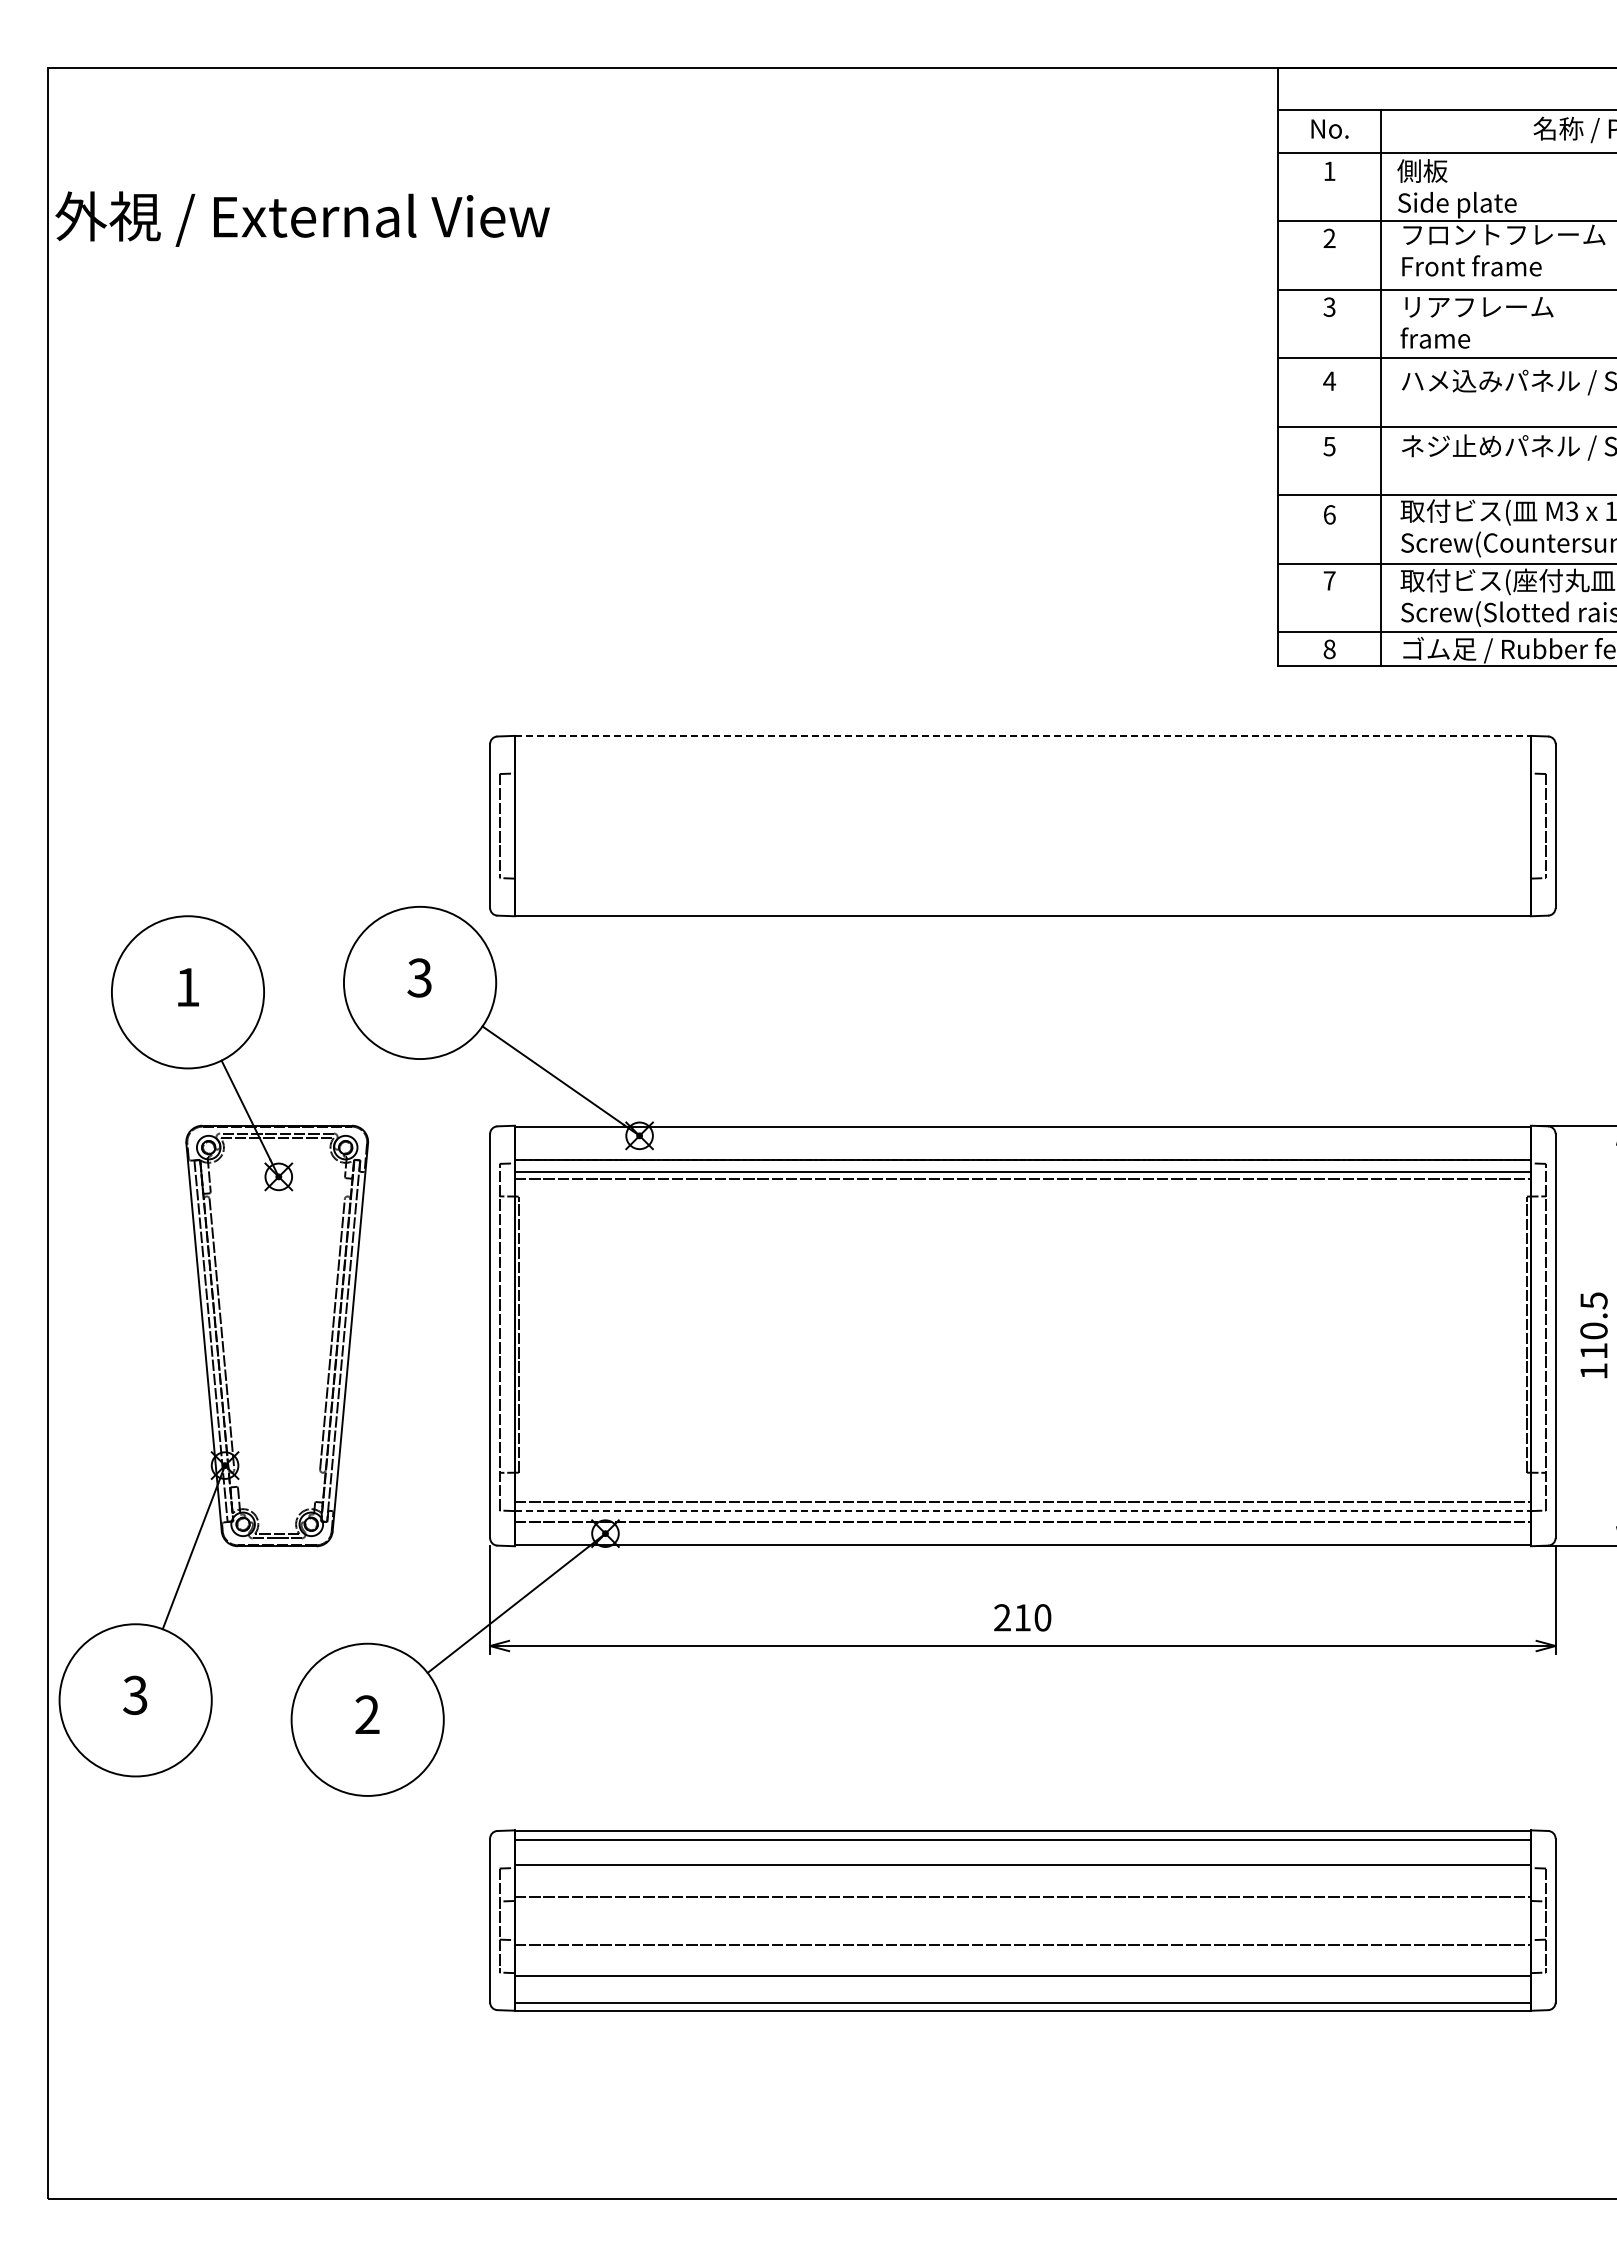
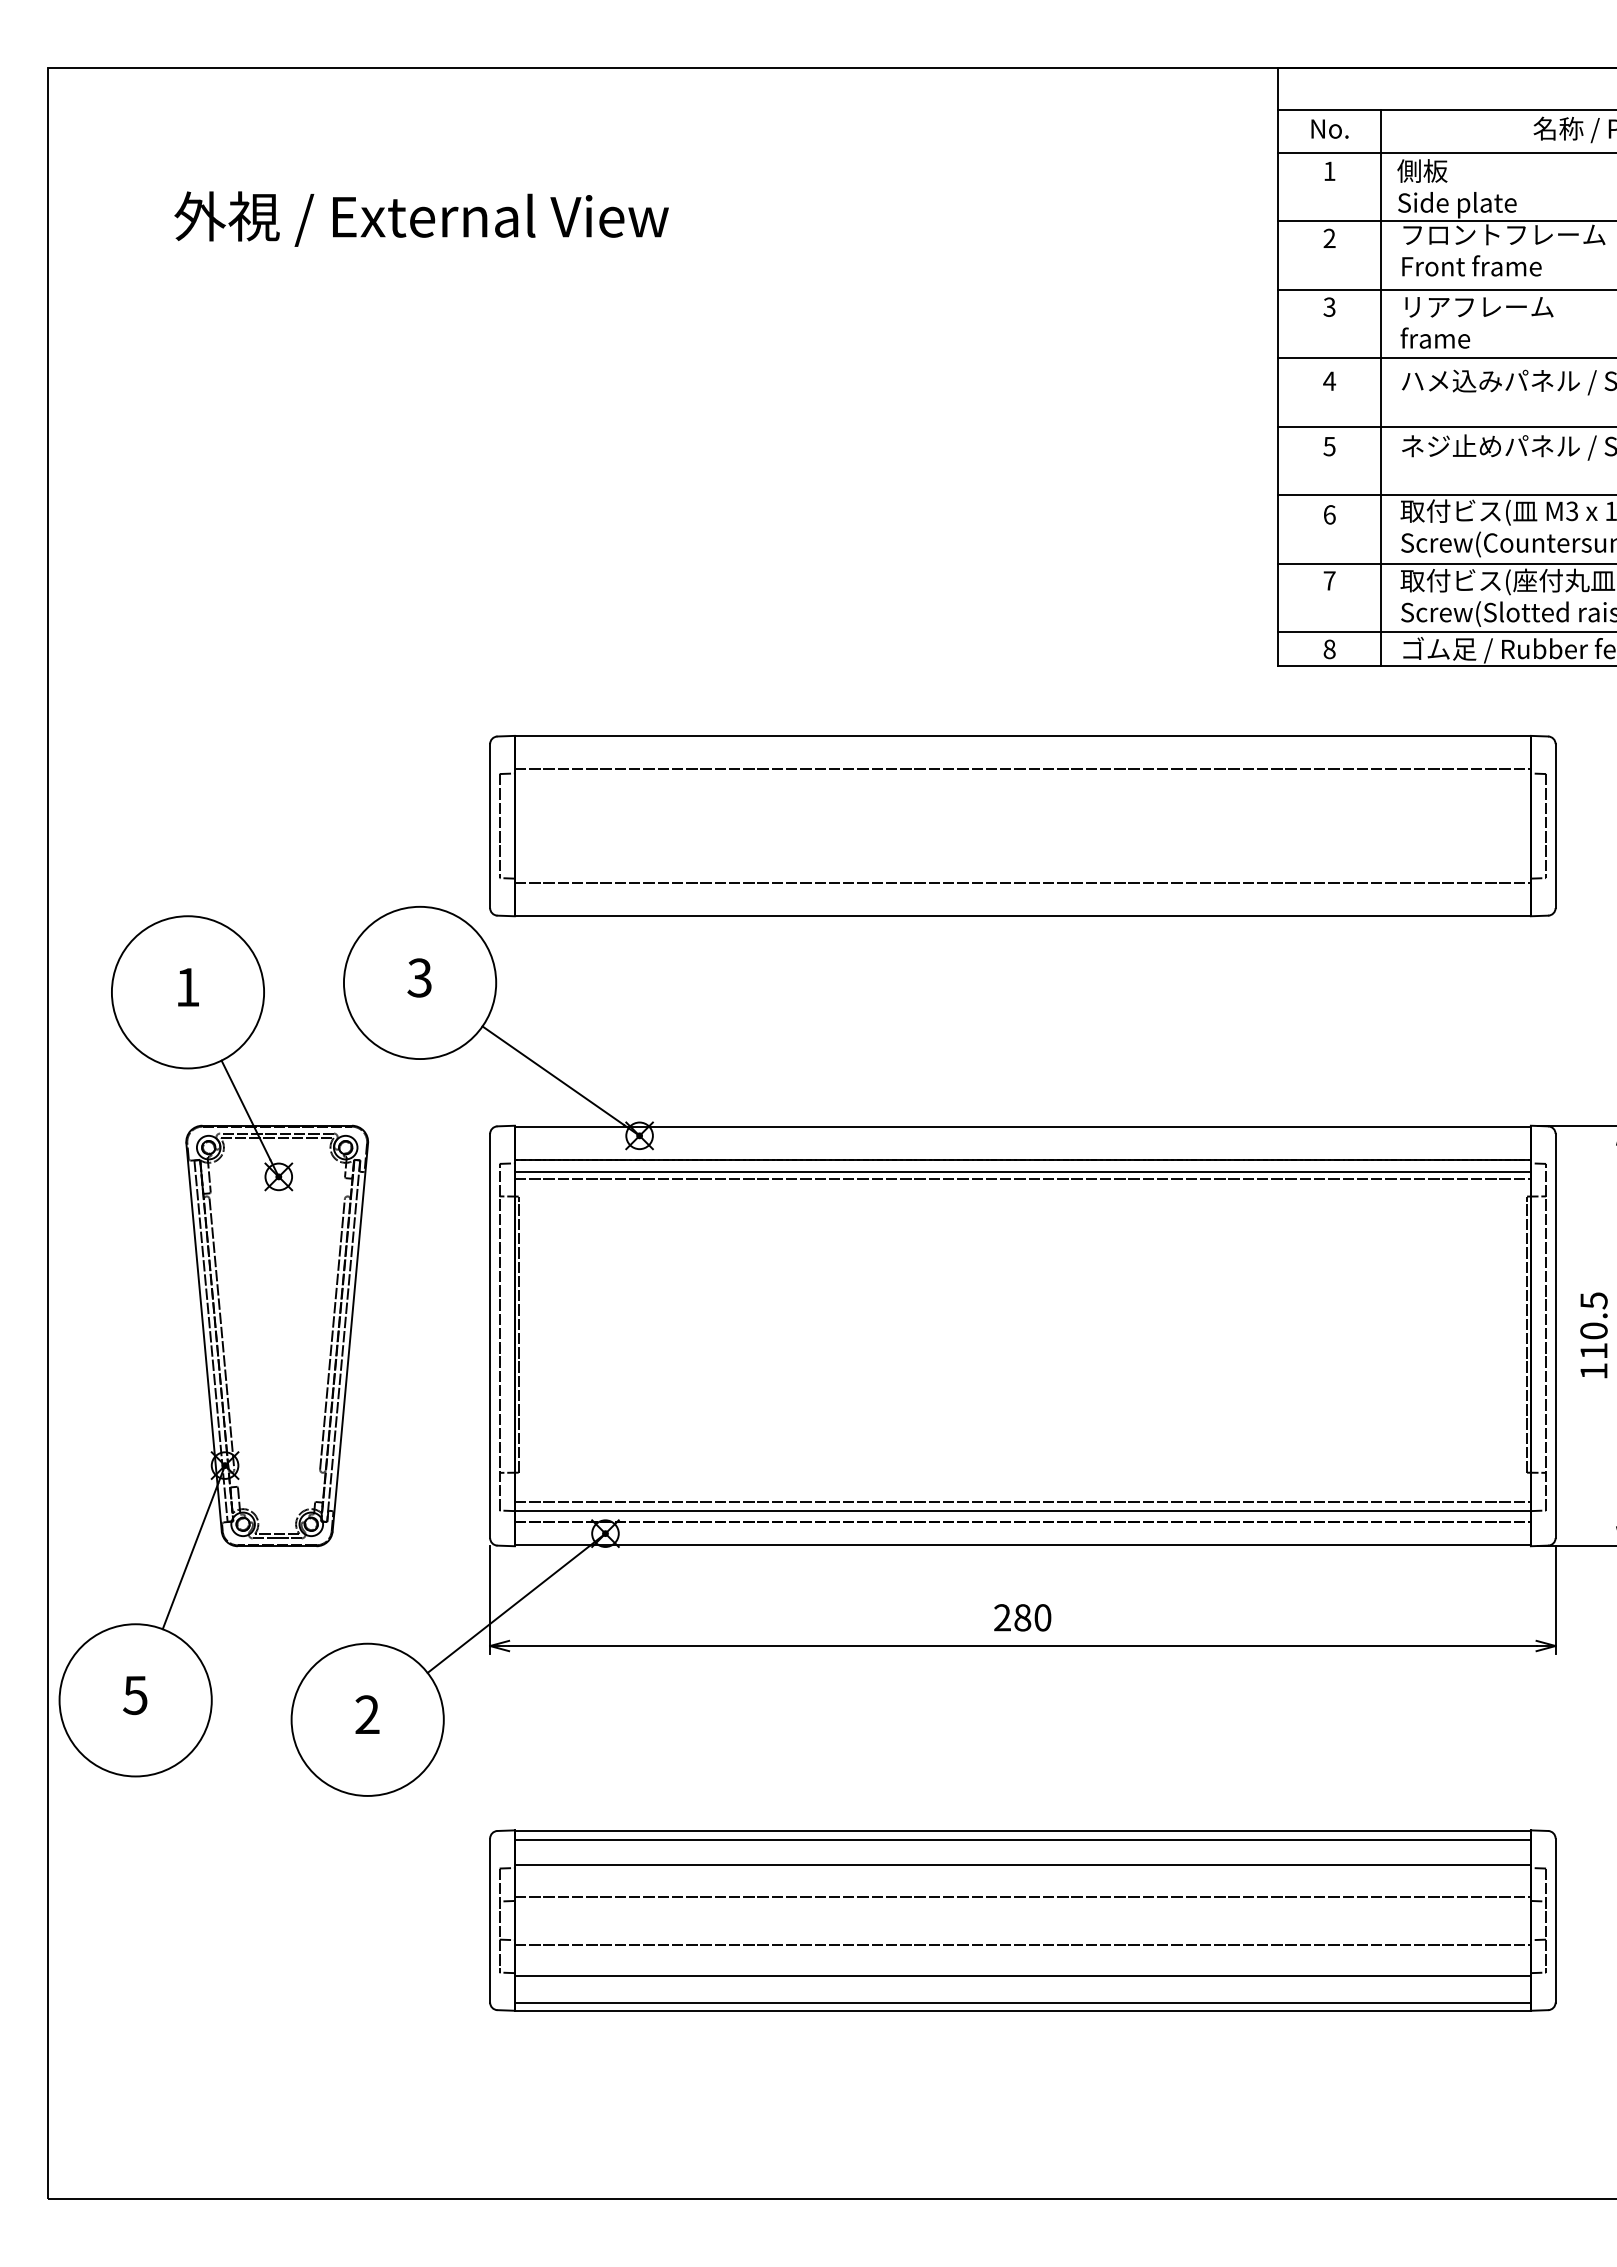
text position: (302, 218) -> (421, 218) (421, 218)
line: dashed -> solid (1023, 736)
line: none -> present (1022, 768)
line: none -> present (1022, 883)
line: dashed -> solid (1023, 1510)
text: 210 -> 280 (1022, 1617)
text: 3 -> 5 (135, 1694)
